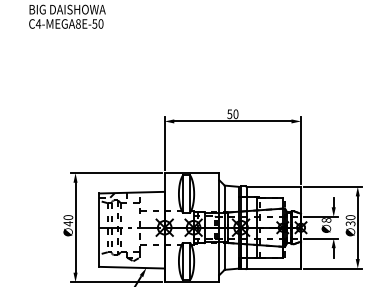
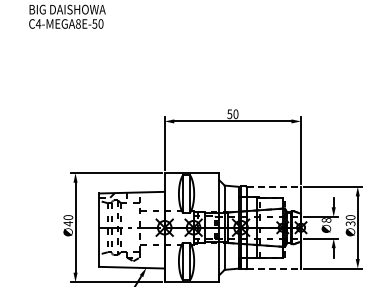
line: solid -> dashed (274, 186)
line: solid -> dashed (274, 268)
